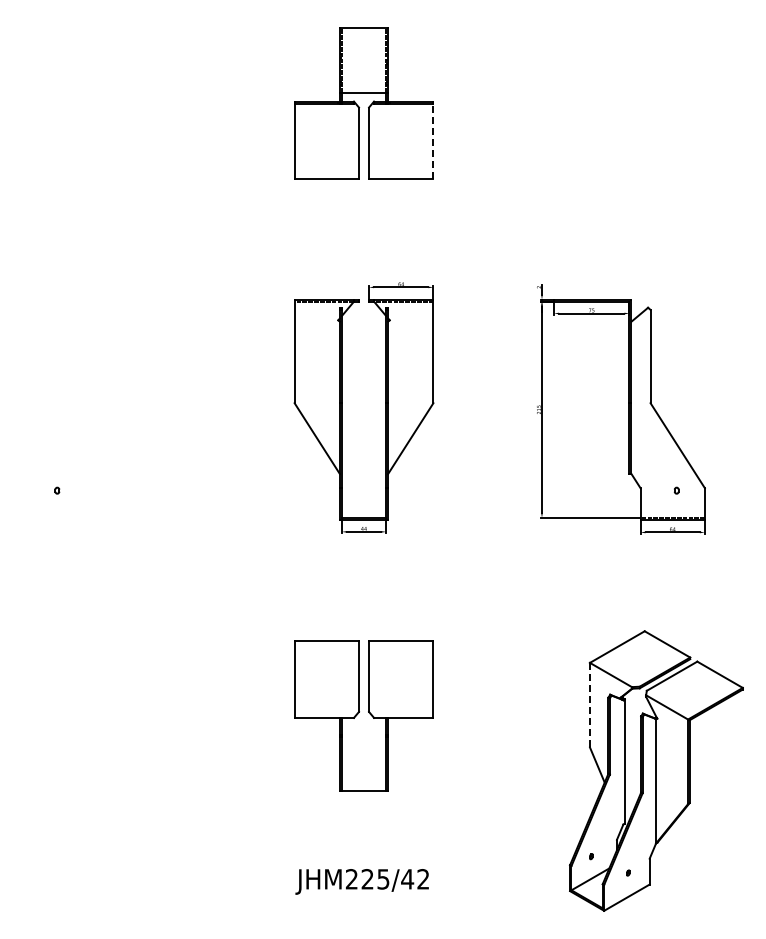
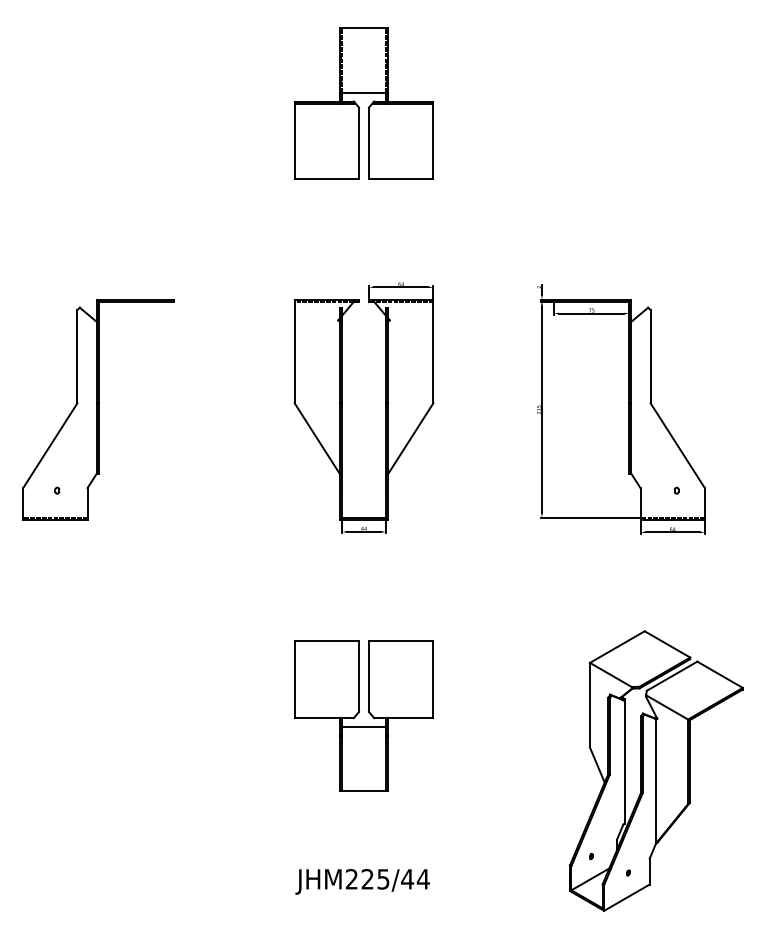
line: dashed -> solid (433, 141)
part: none -> present (98, 409)
line: dashed -> solid (589, 704)
line: none -> present (363, 726)
text: JHM225/42 -> JHM225/44 (422, 879)
